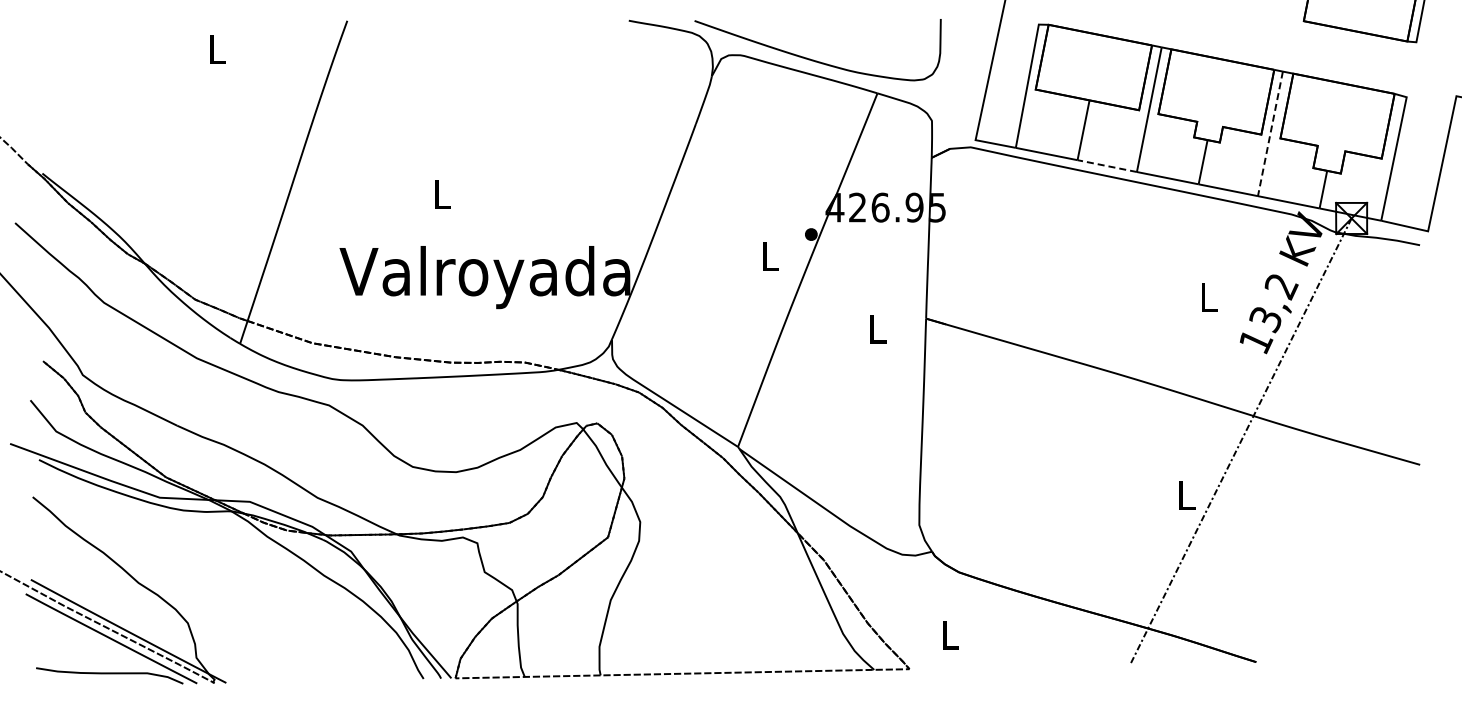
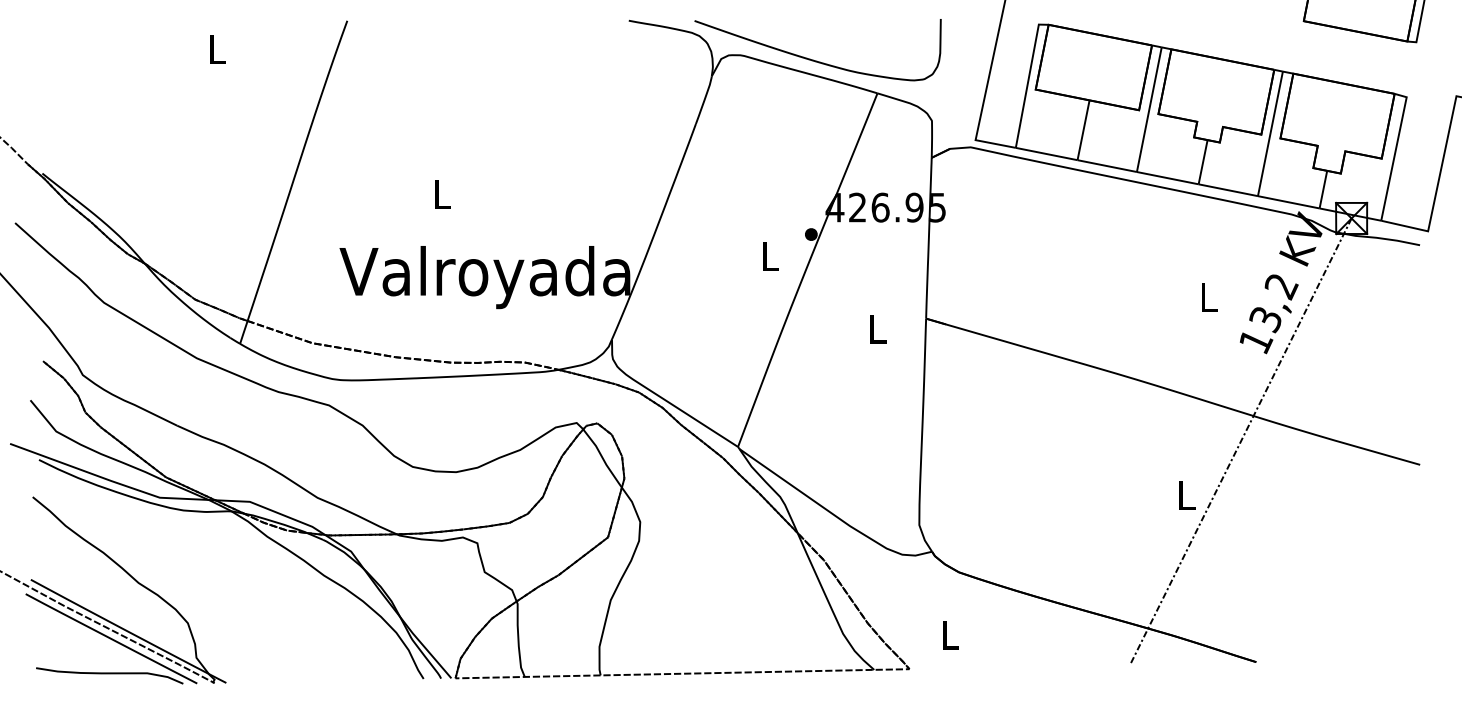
line: dashed -> solid (1270, 133)
line: dashed -> solid (1106, 166)
